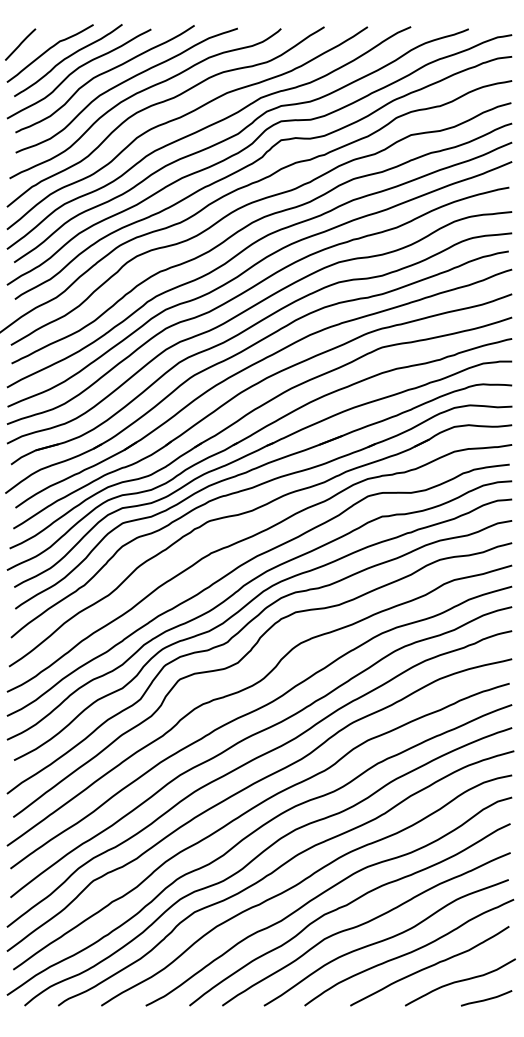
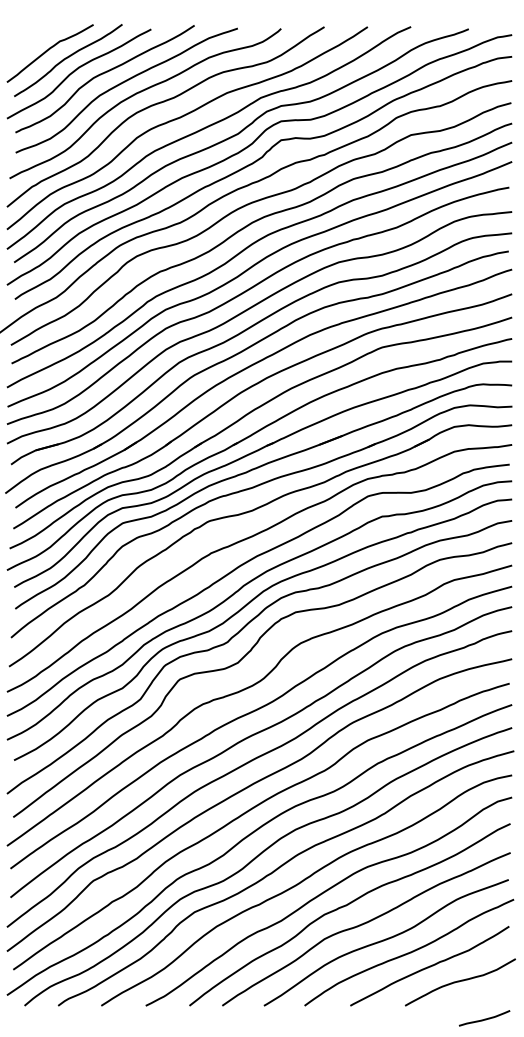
line: present -> none (20, 44)
curve position: (486, 998) -> (484, 1018) (484, 1018)
